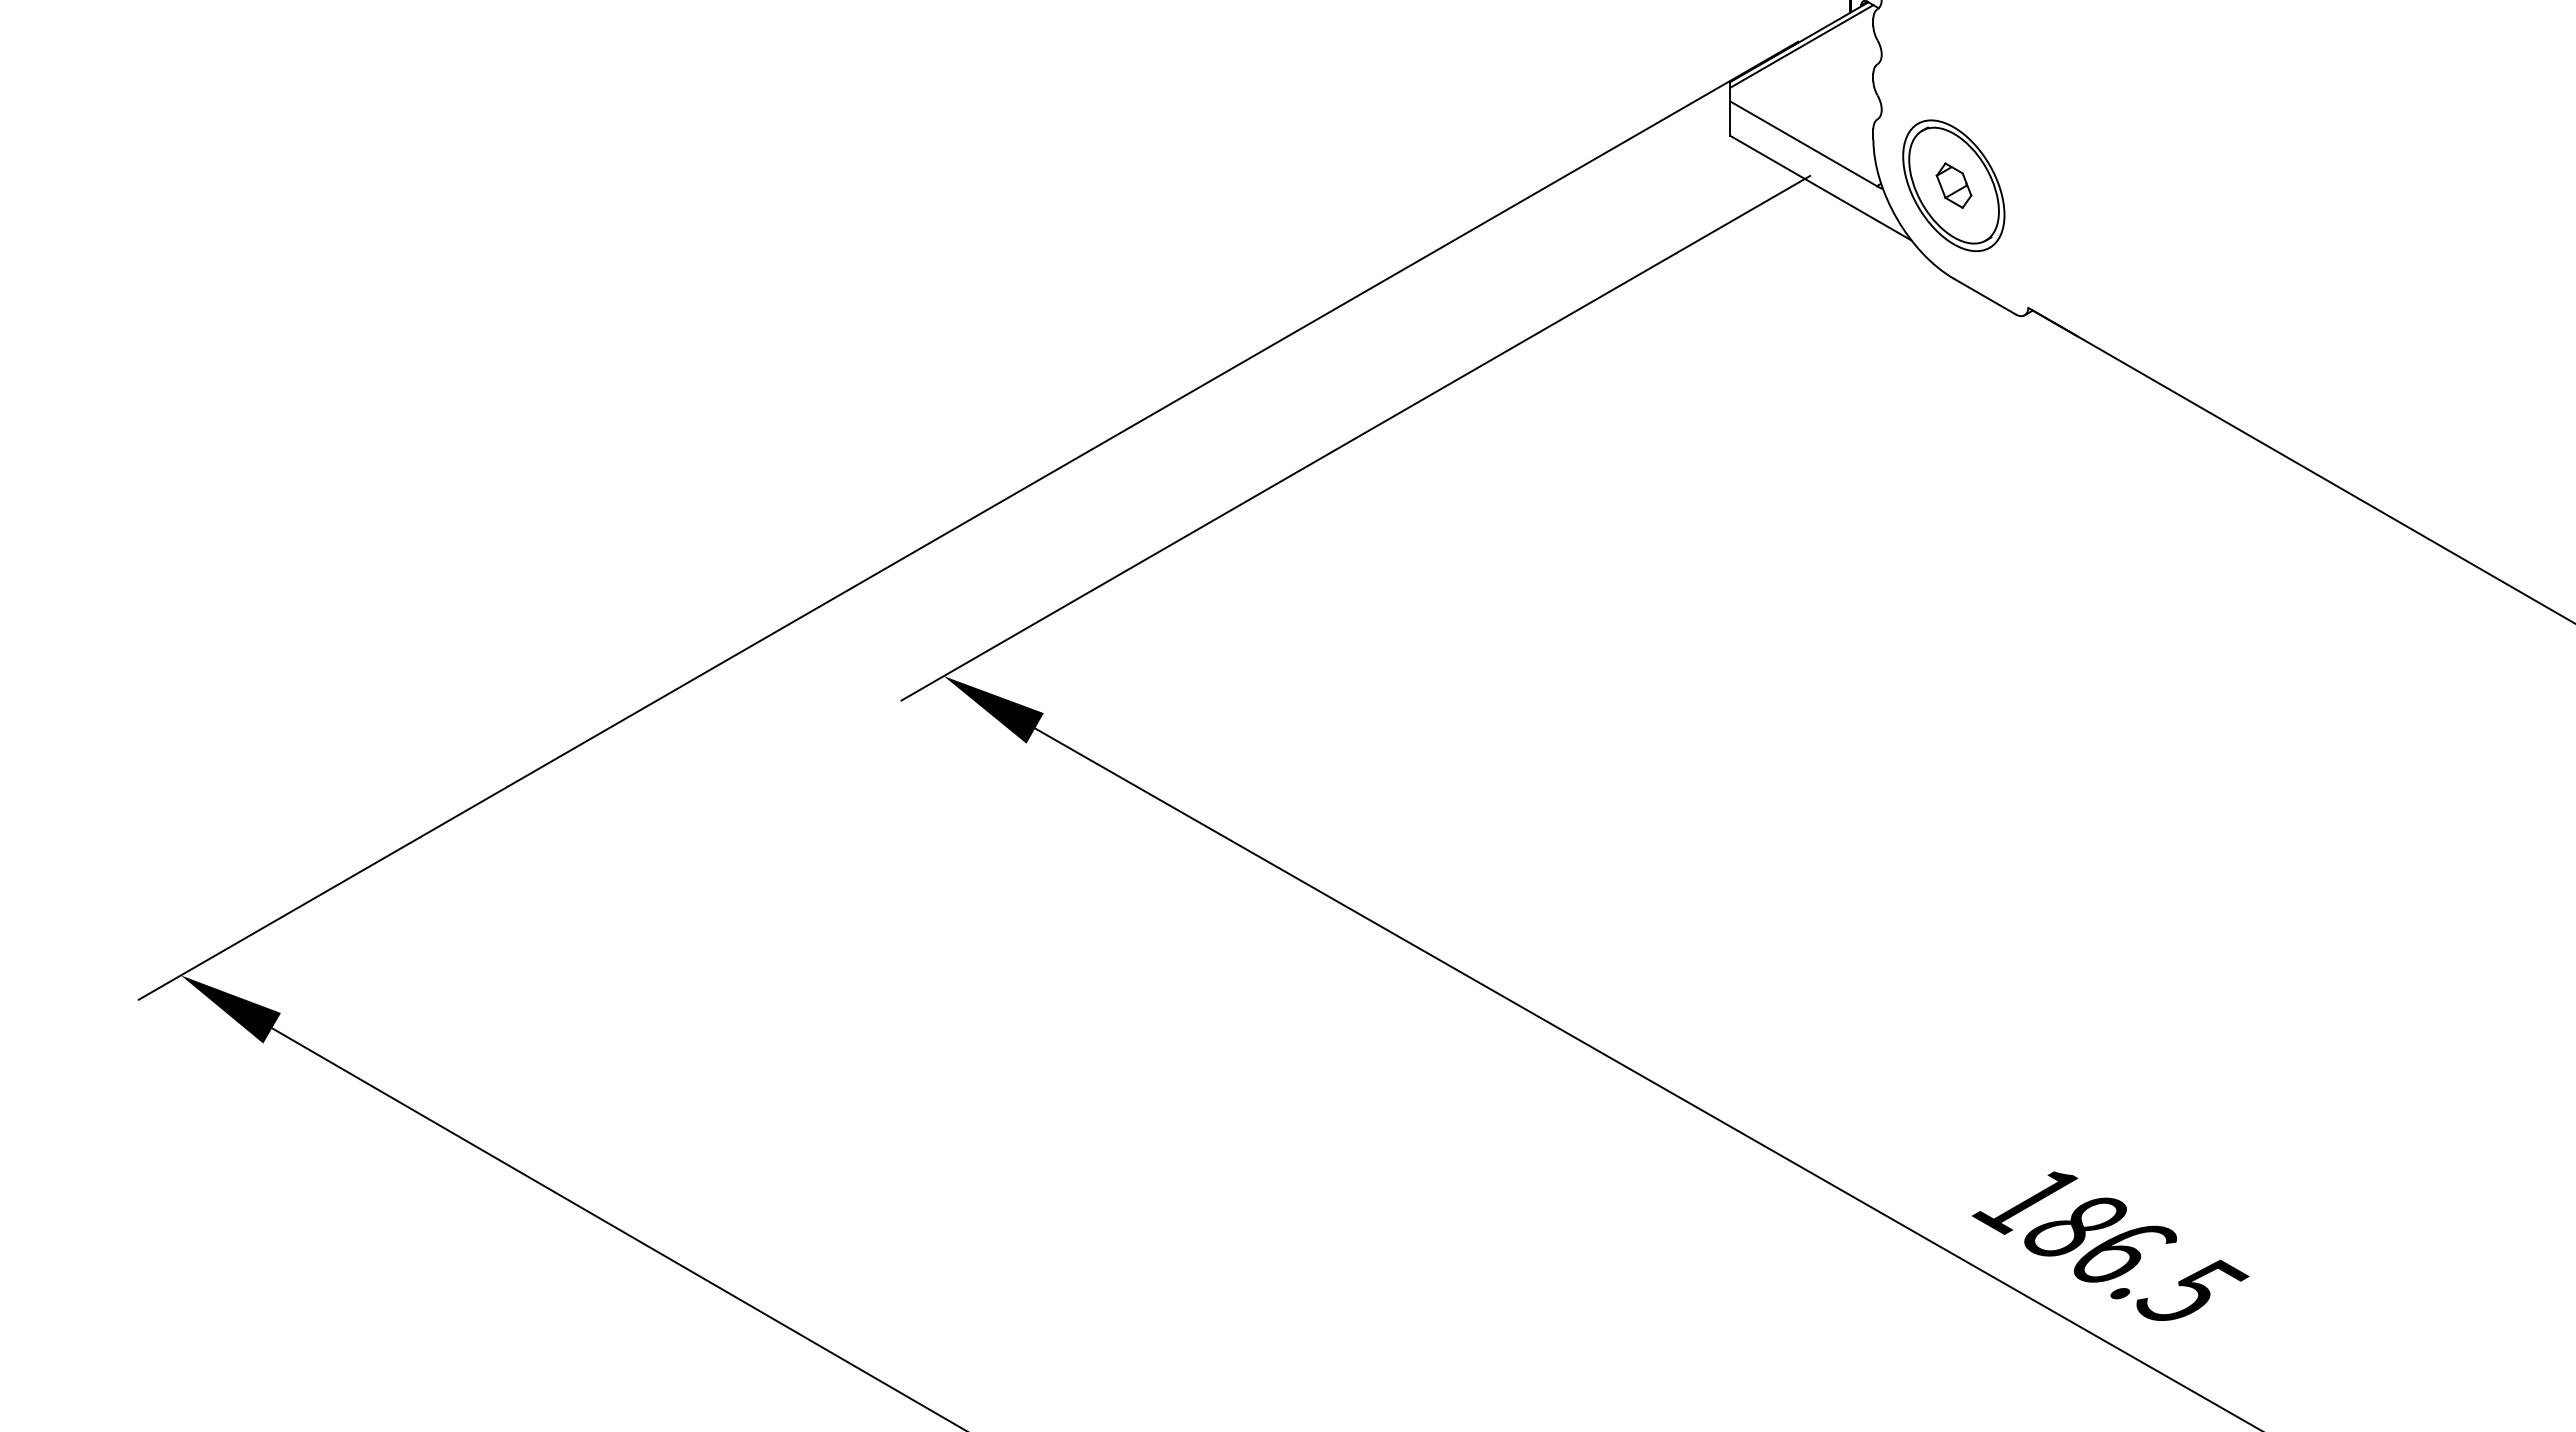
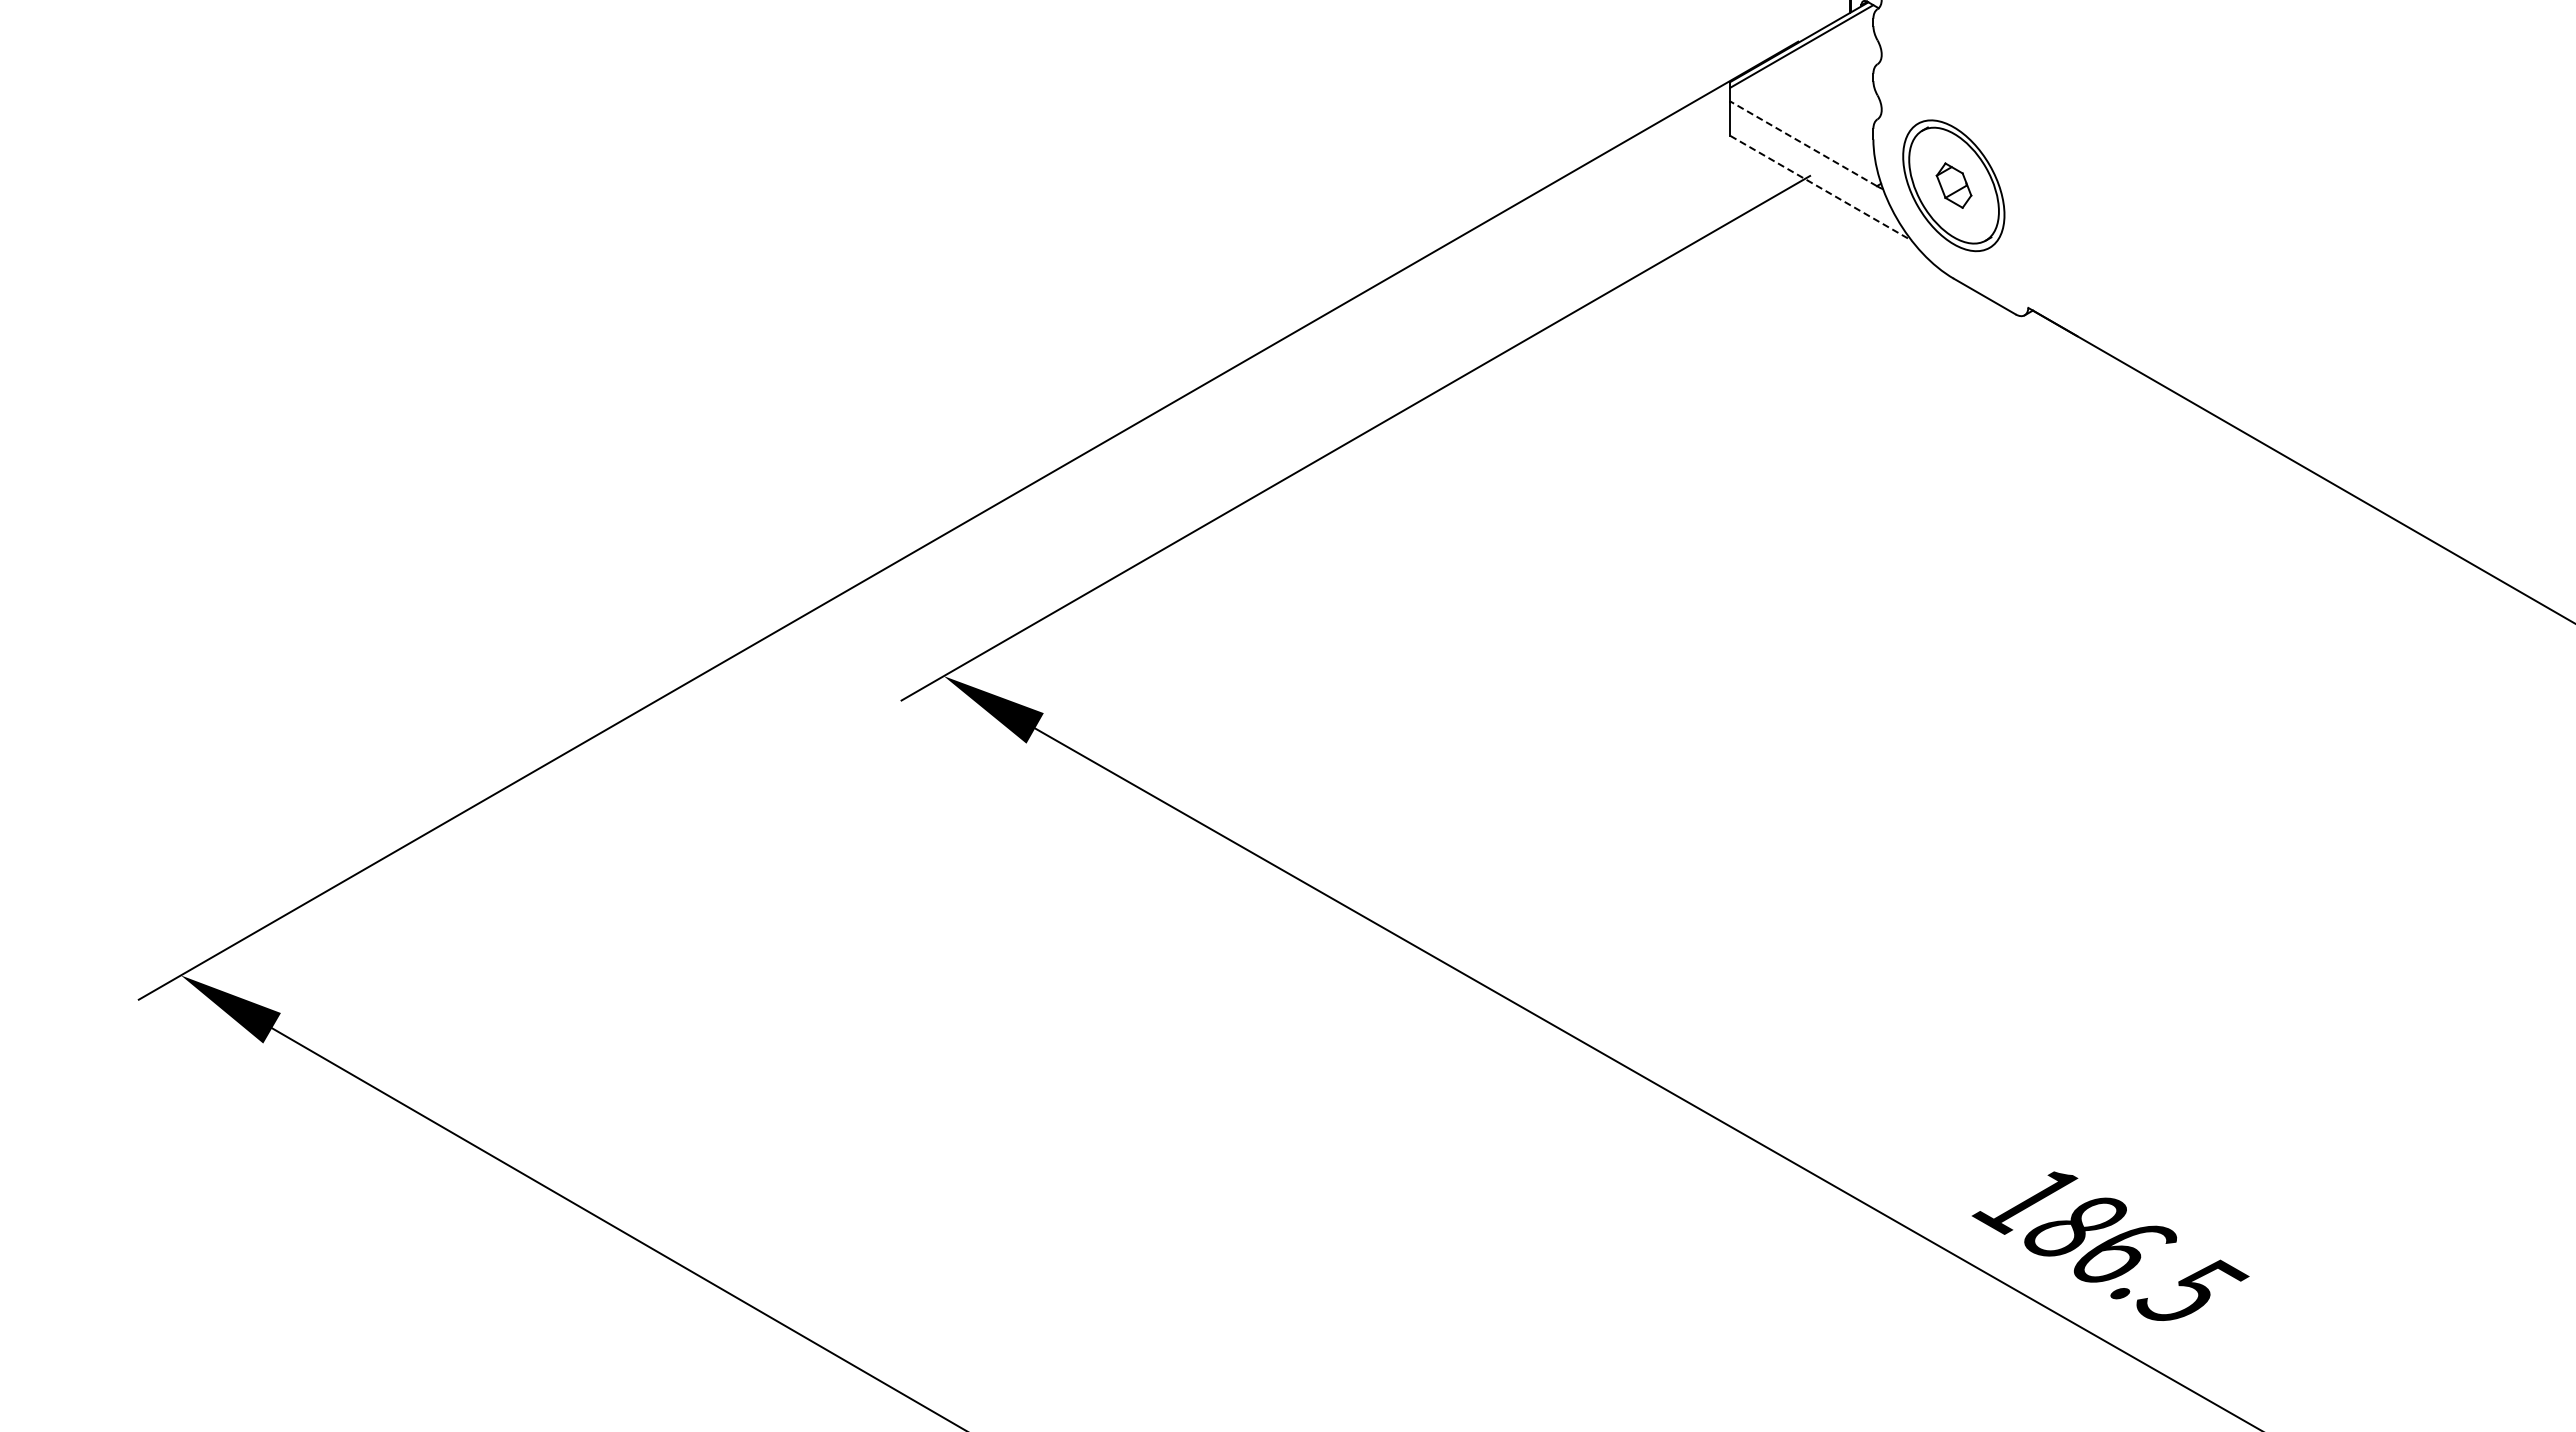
line: solid -> dashed (1803, 143)
line: solid -> dashed (1821, 188)
